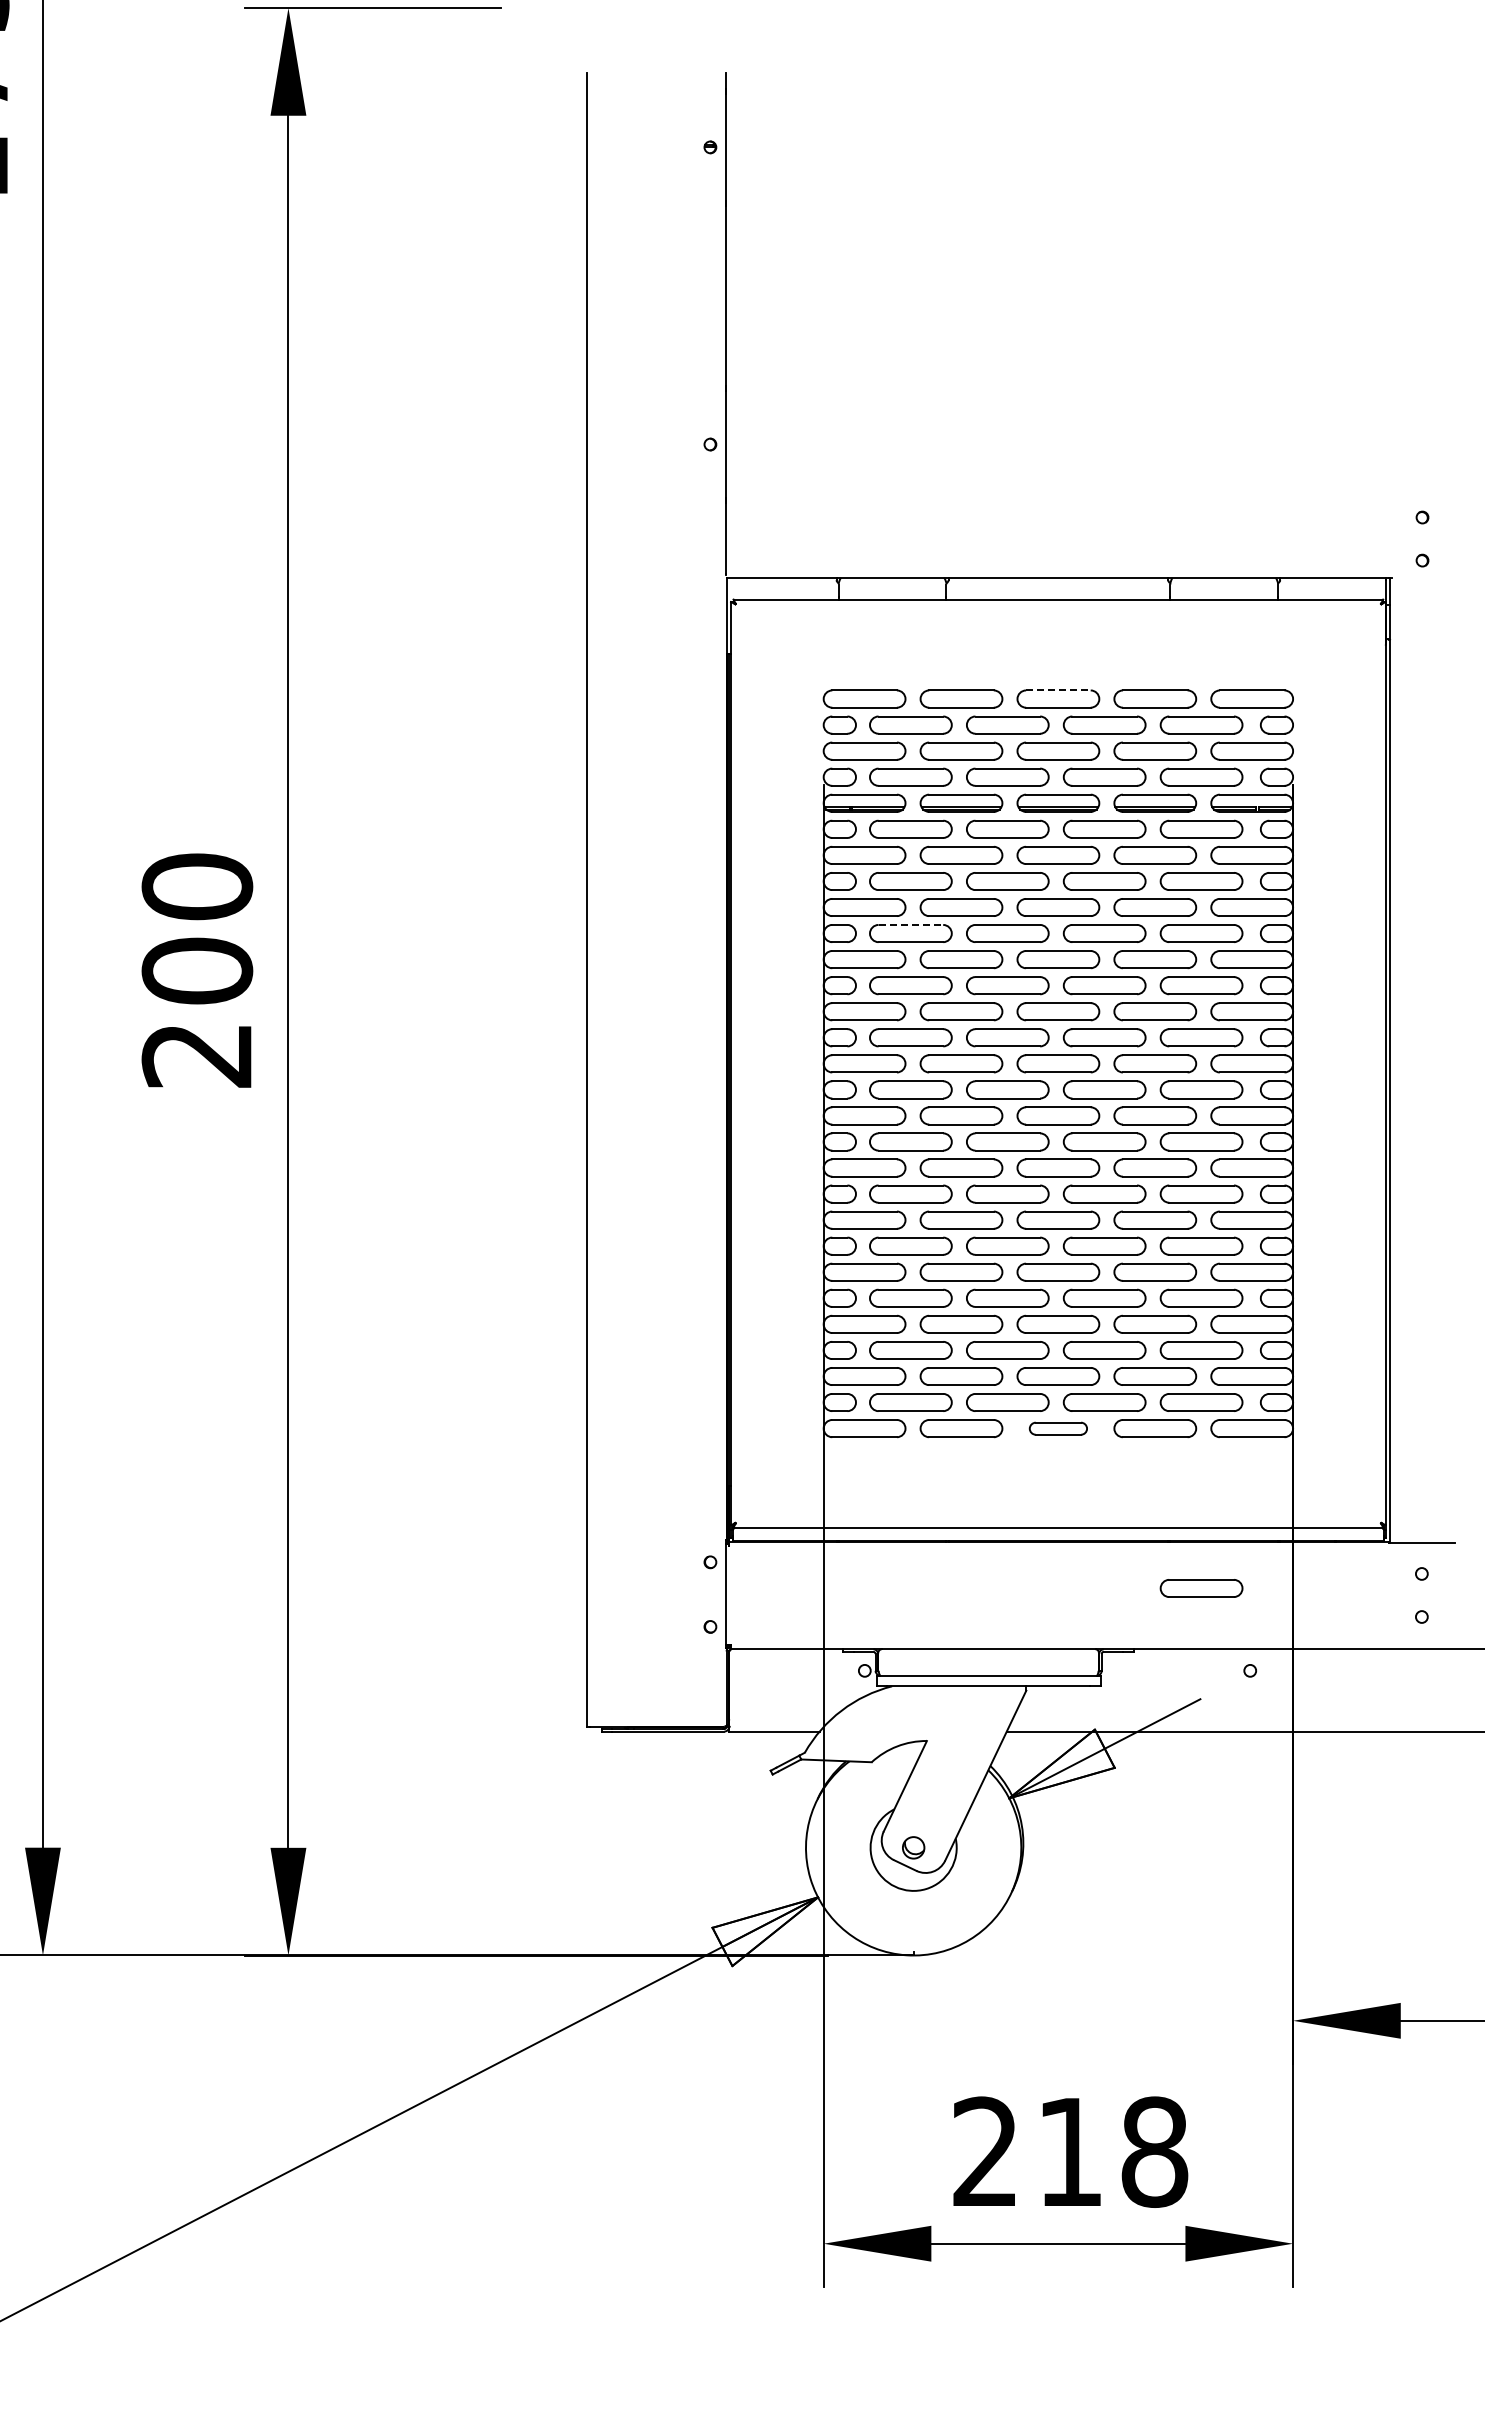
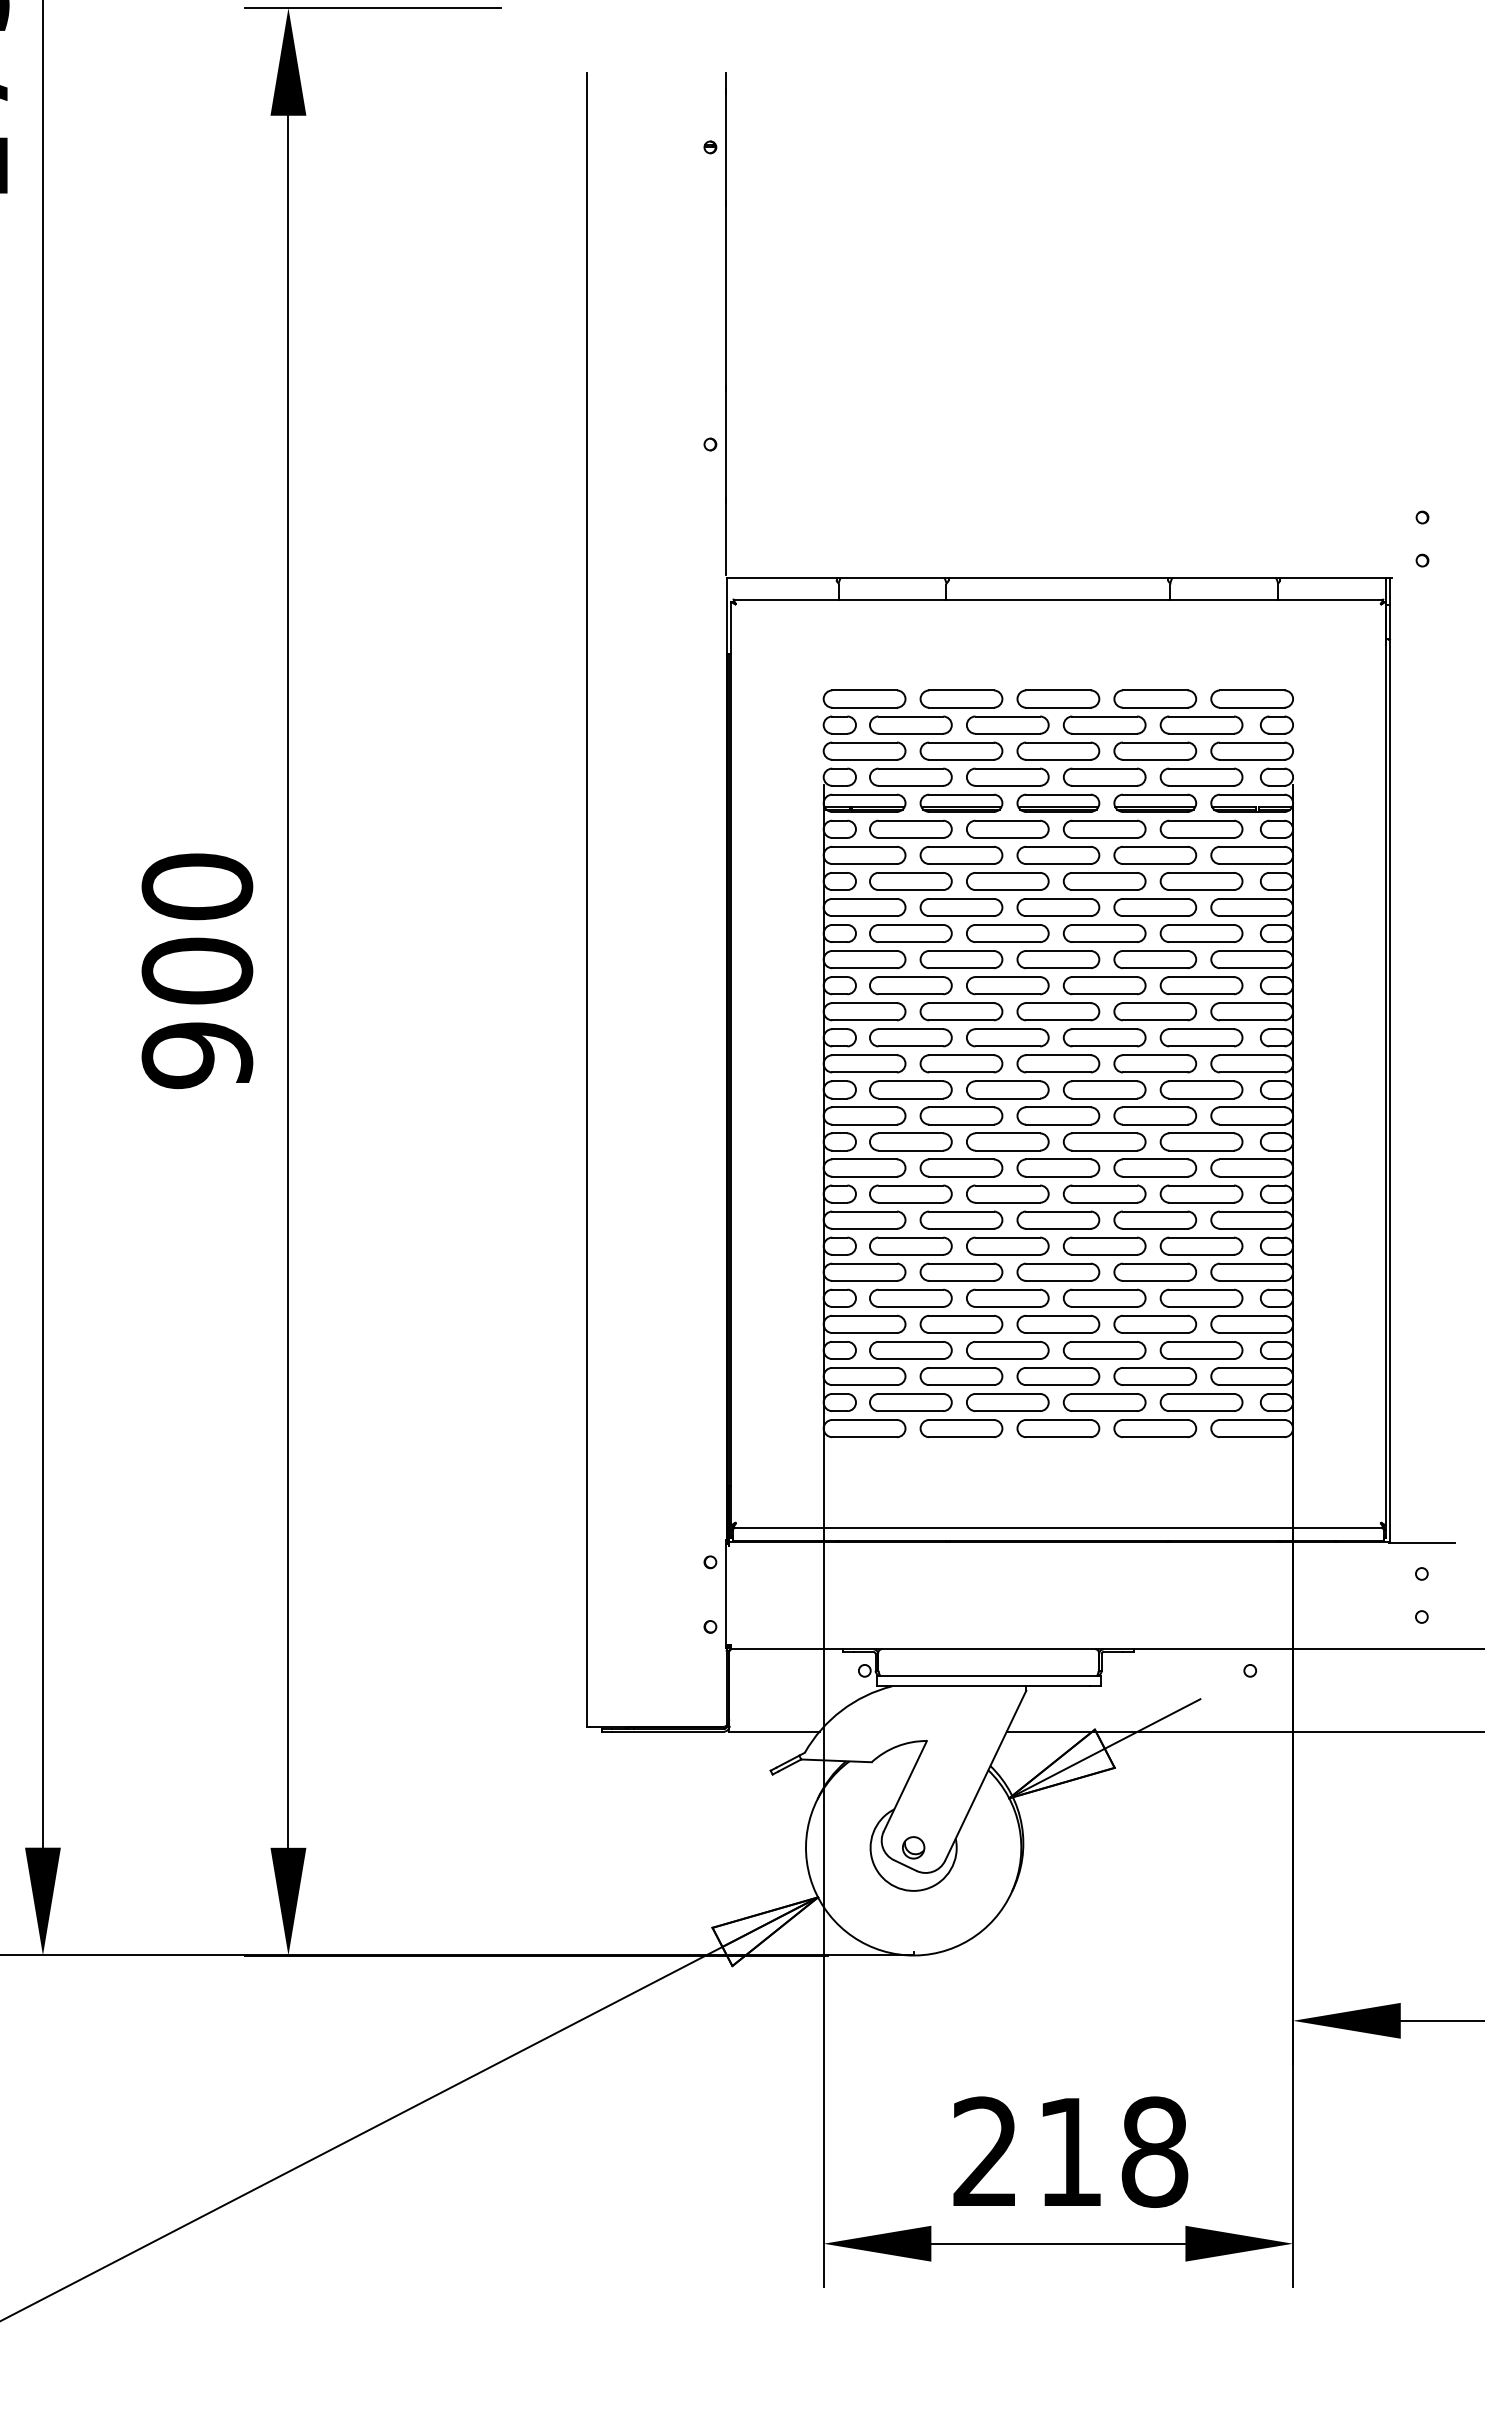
line: dashed -> solid (1058, 690)
line: dashed -> solid (911, 924)
text: 200 -> 900 (197, 1055)
part size: 60x15 px -> 85x20 px (1058, 1428)
part: present -> none (1201, 1588)
